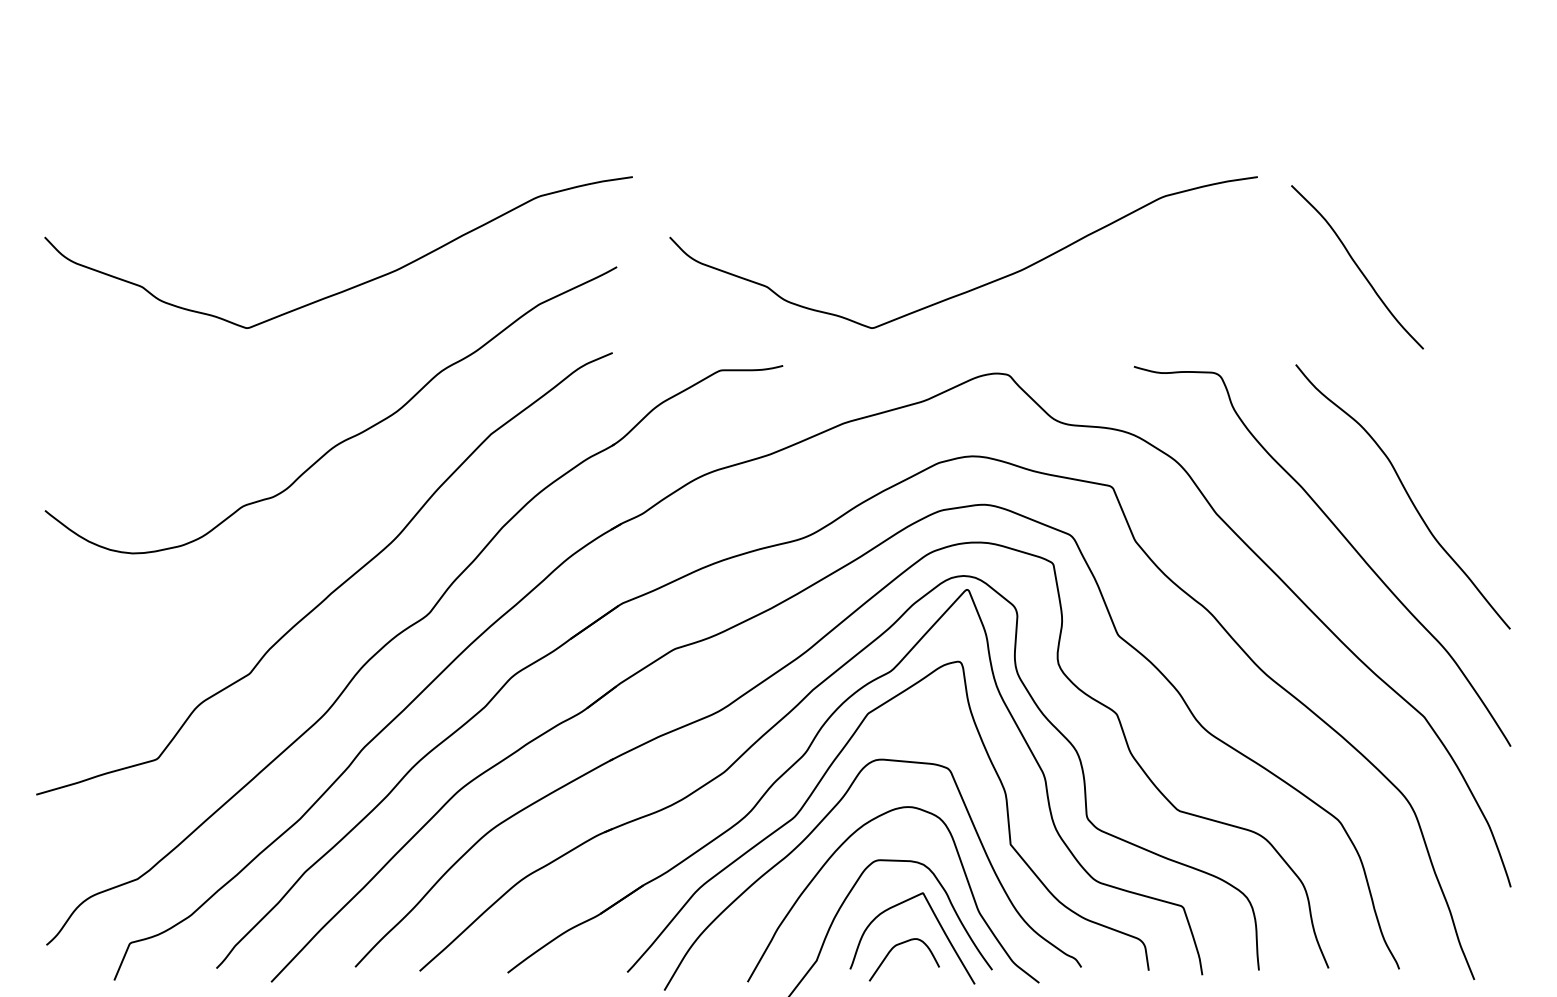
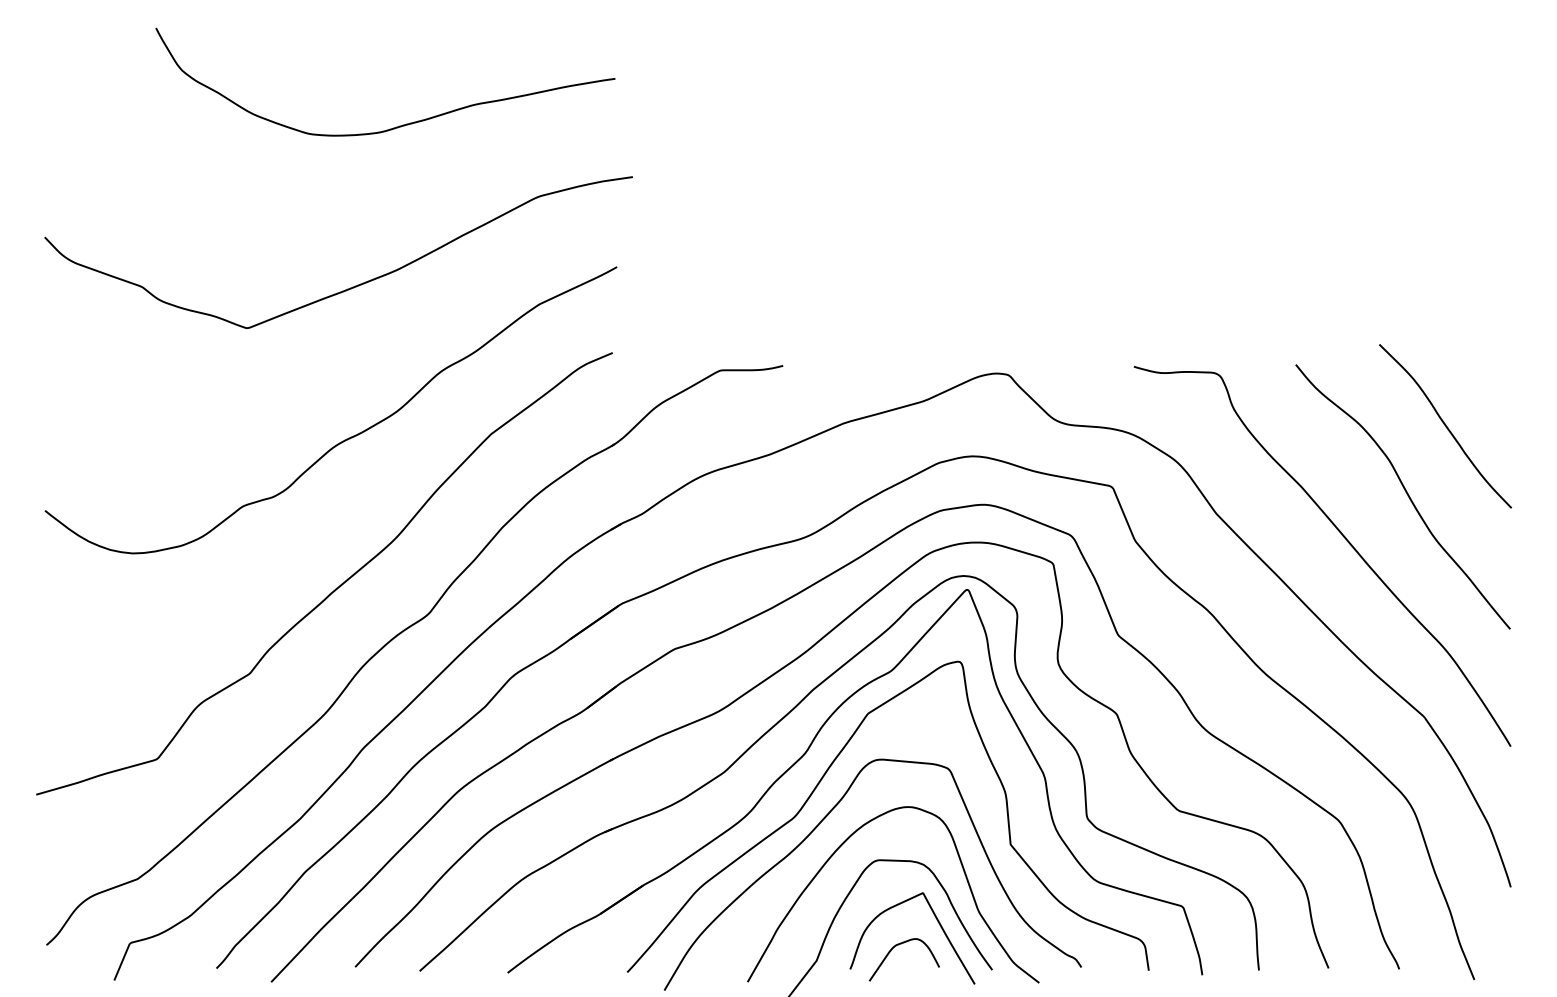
curve: none -> present (399, 125)
curve position: (1357, 267) -> (1445, 426) (1445, 426)
curve: present -> none (977, 286)
